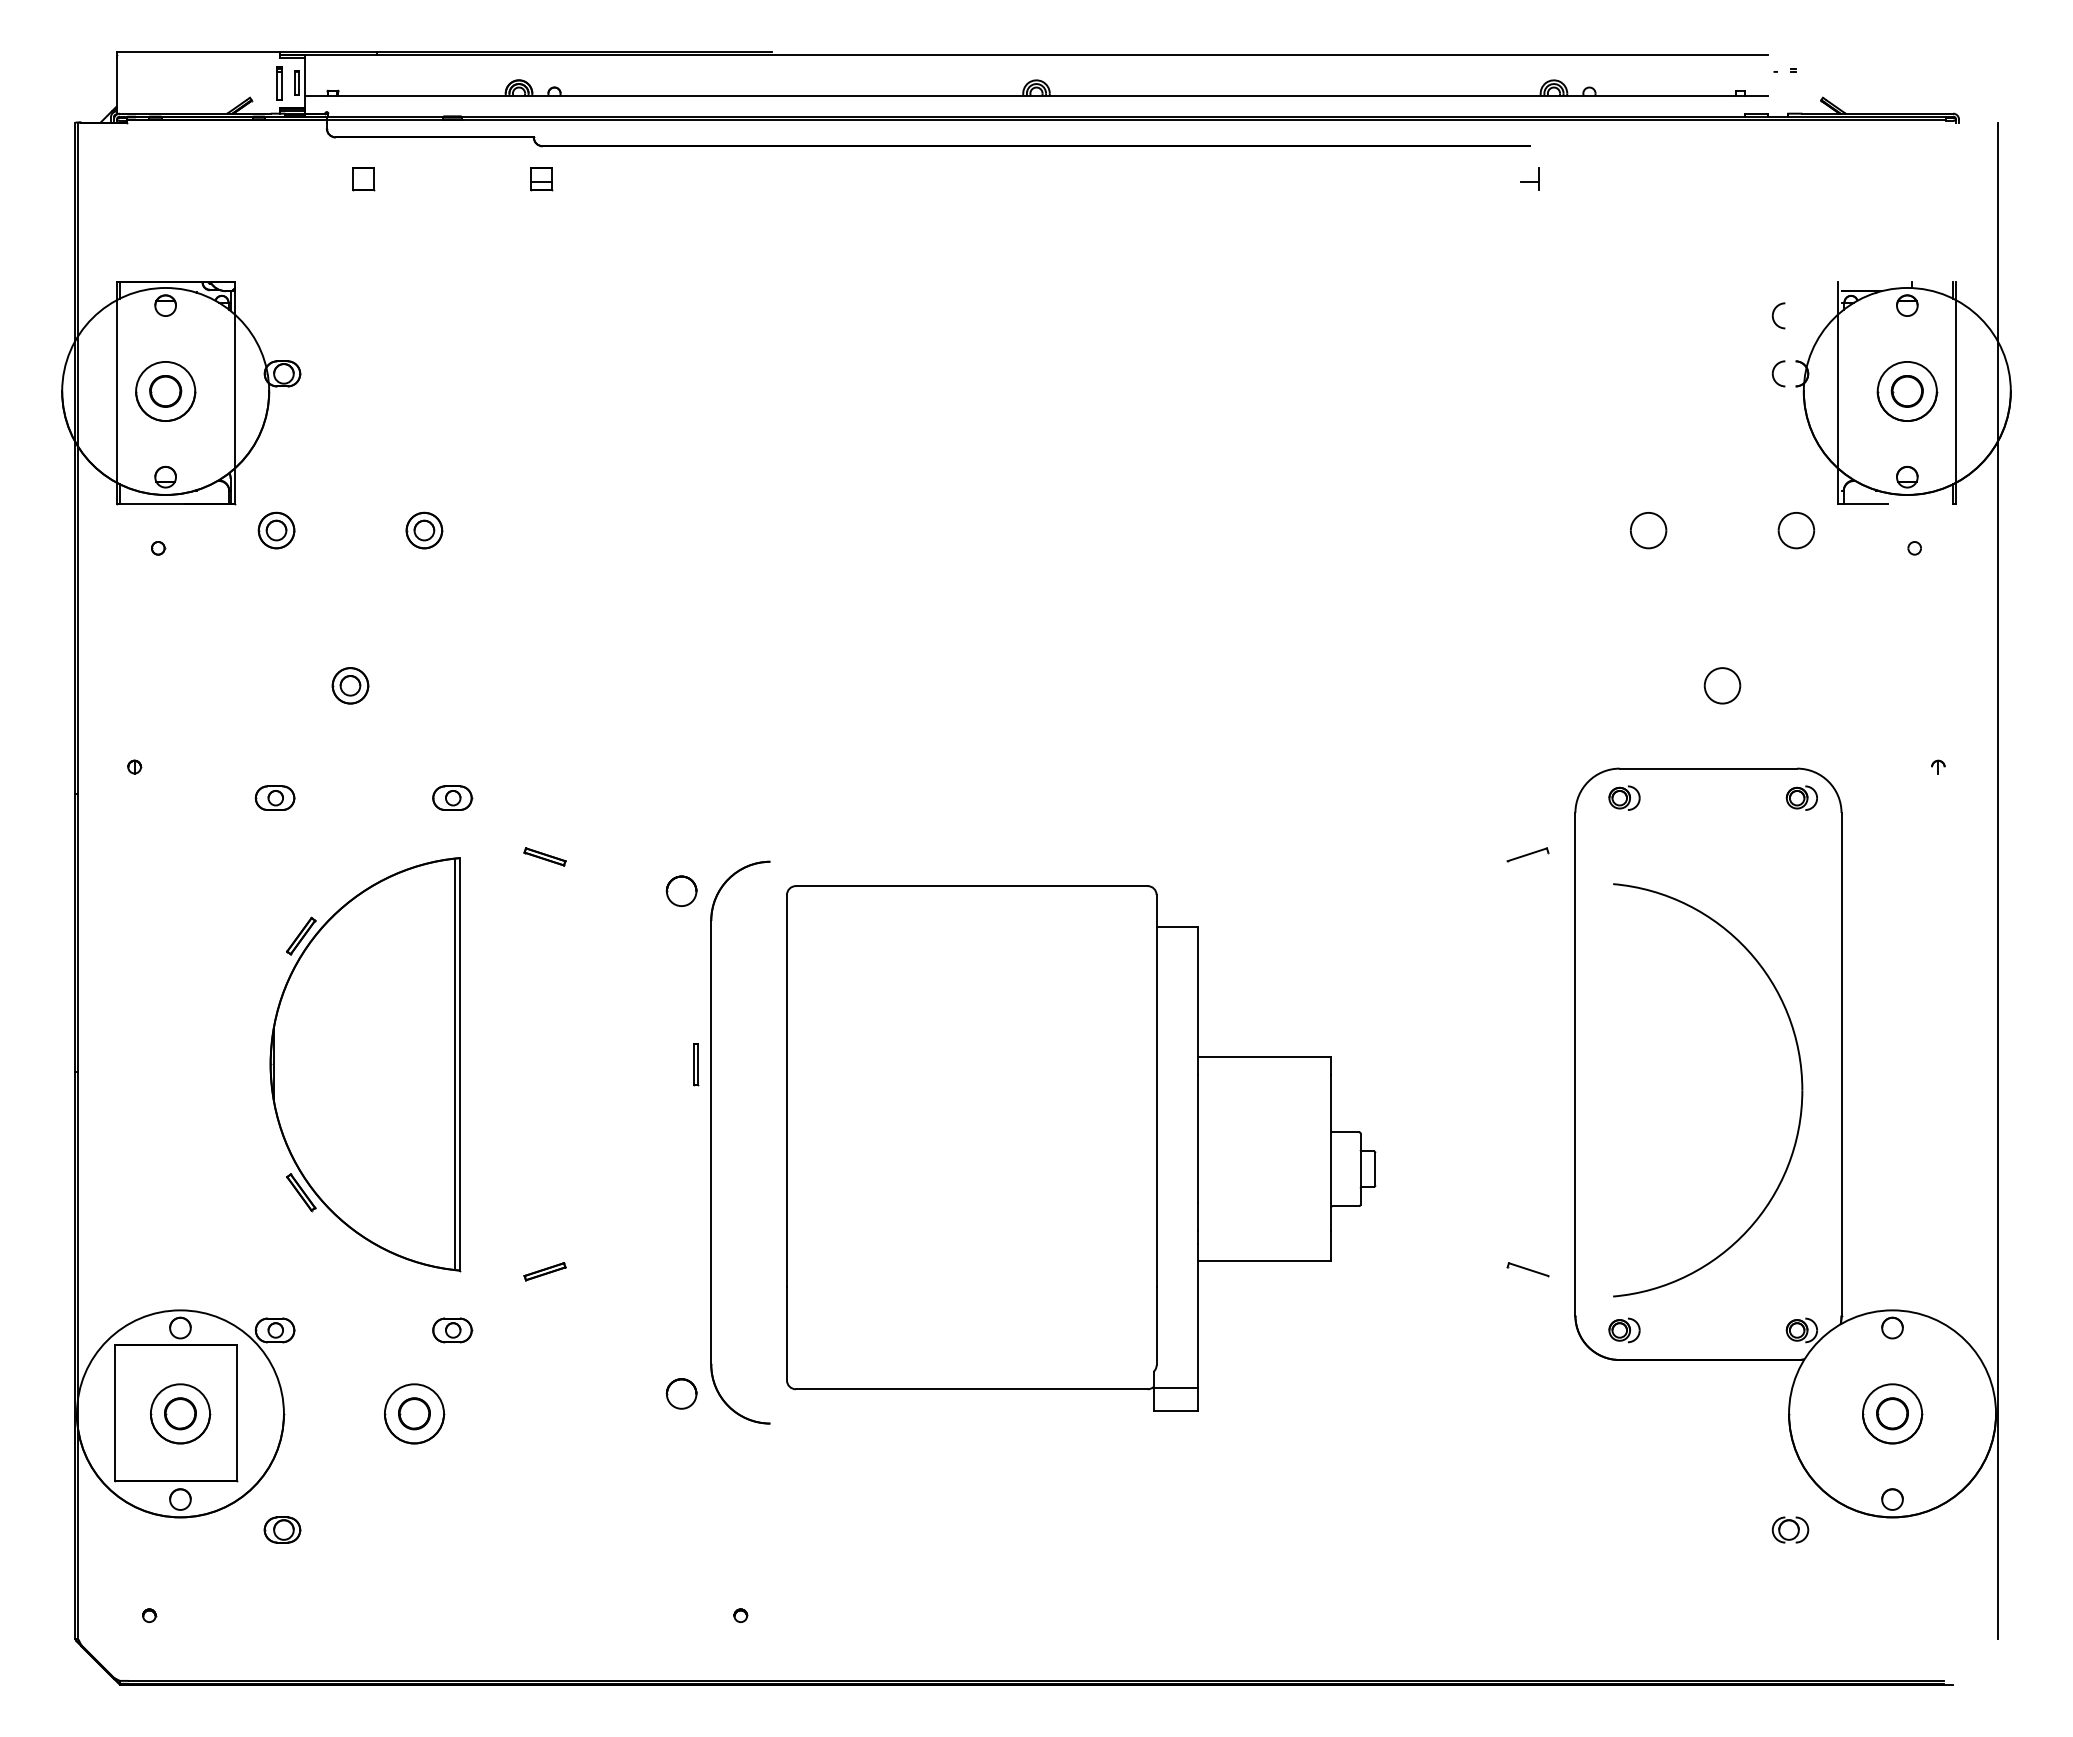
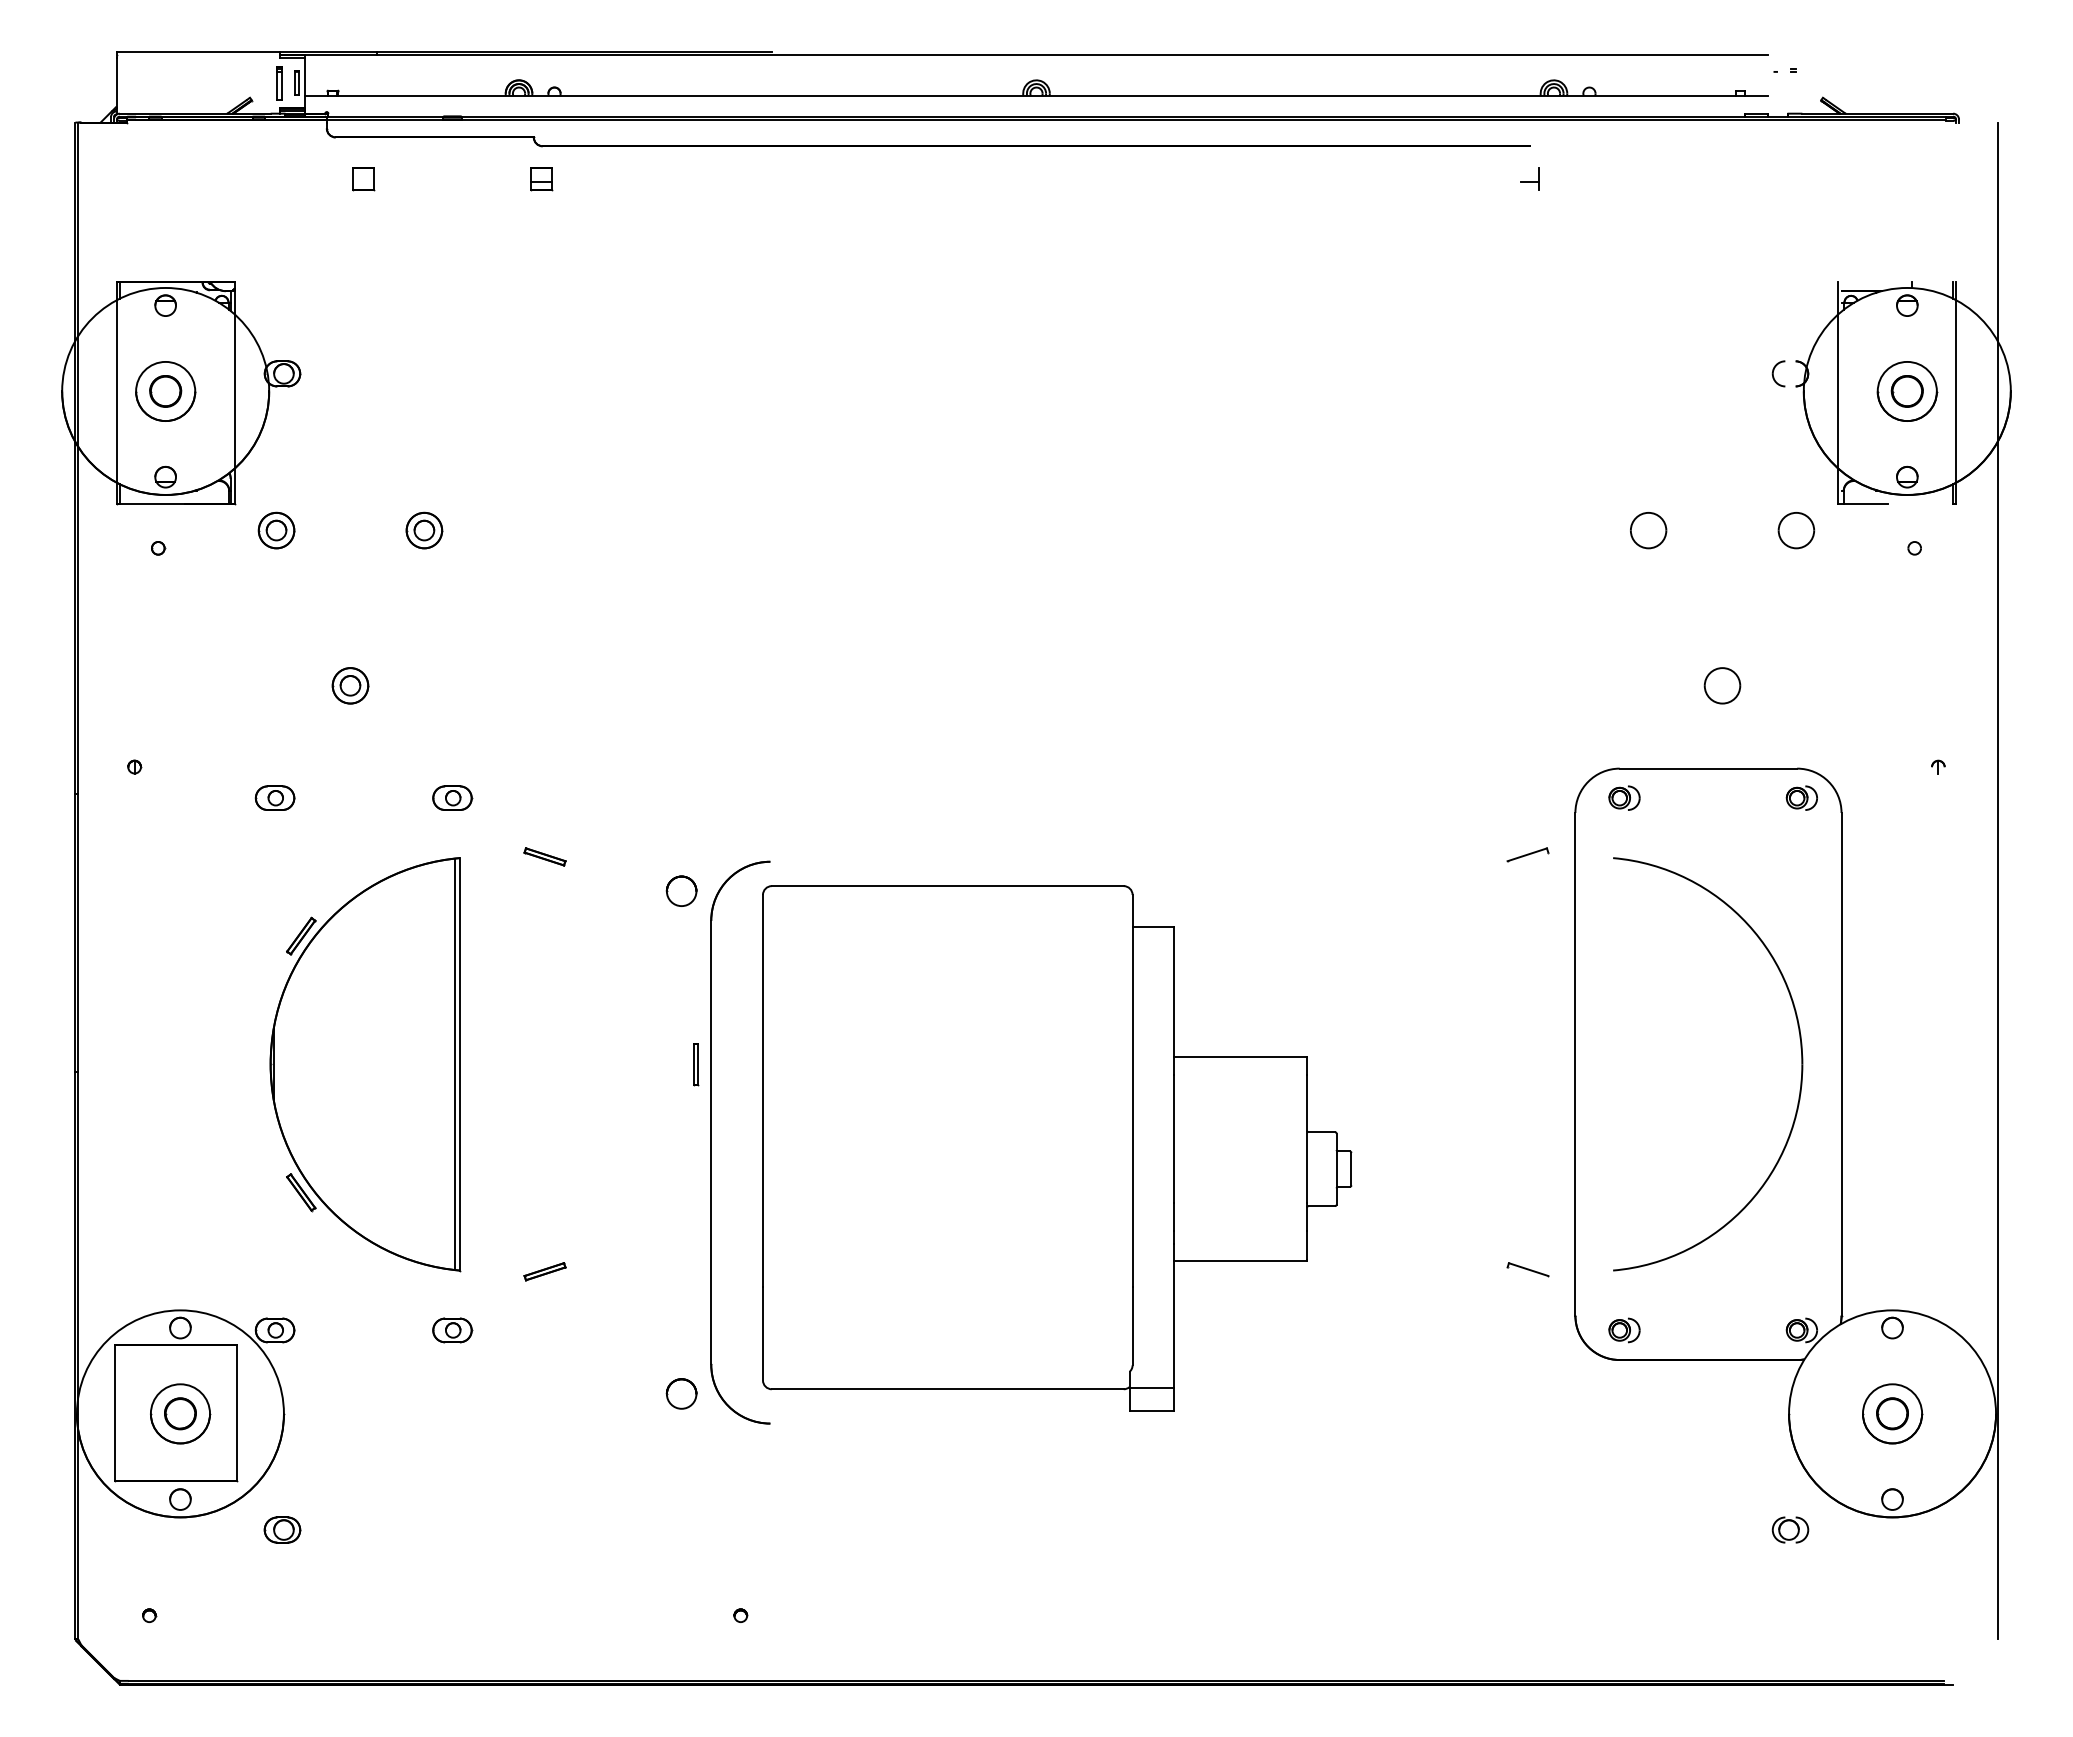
part: present -> none (1778, 315)
part position: (1801, 1090) -> (1801, 1064) (1801, 1064)
part position: (1081, 1148) -> (1057, 1148) (1057, 1148)
part: present -> none (414, 1413)
